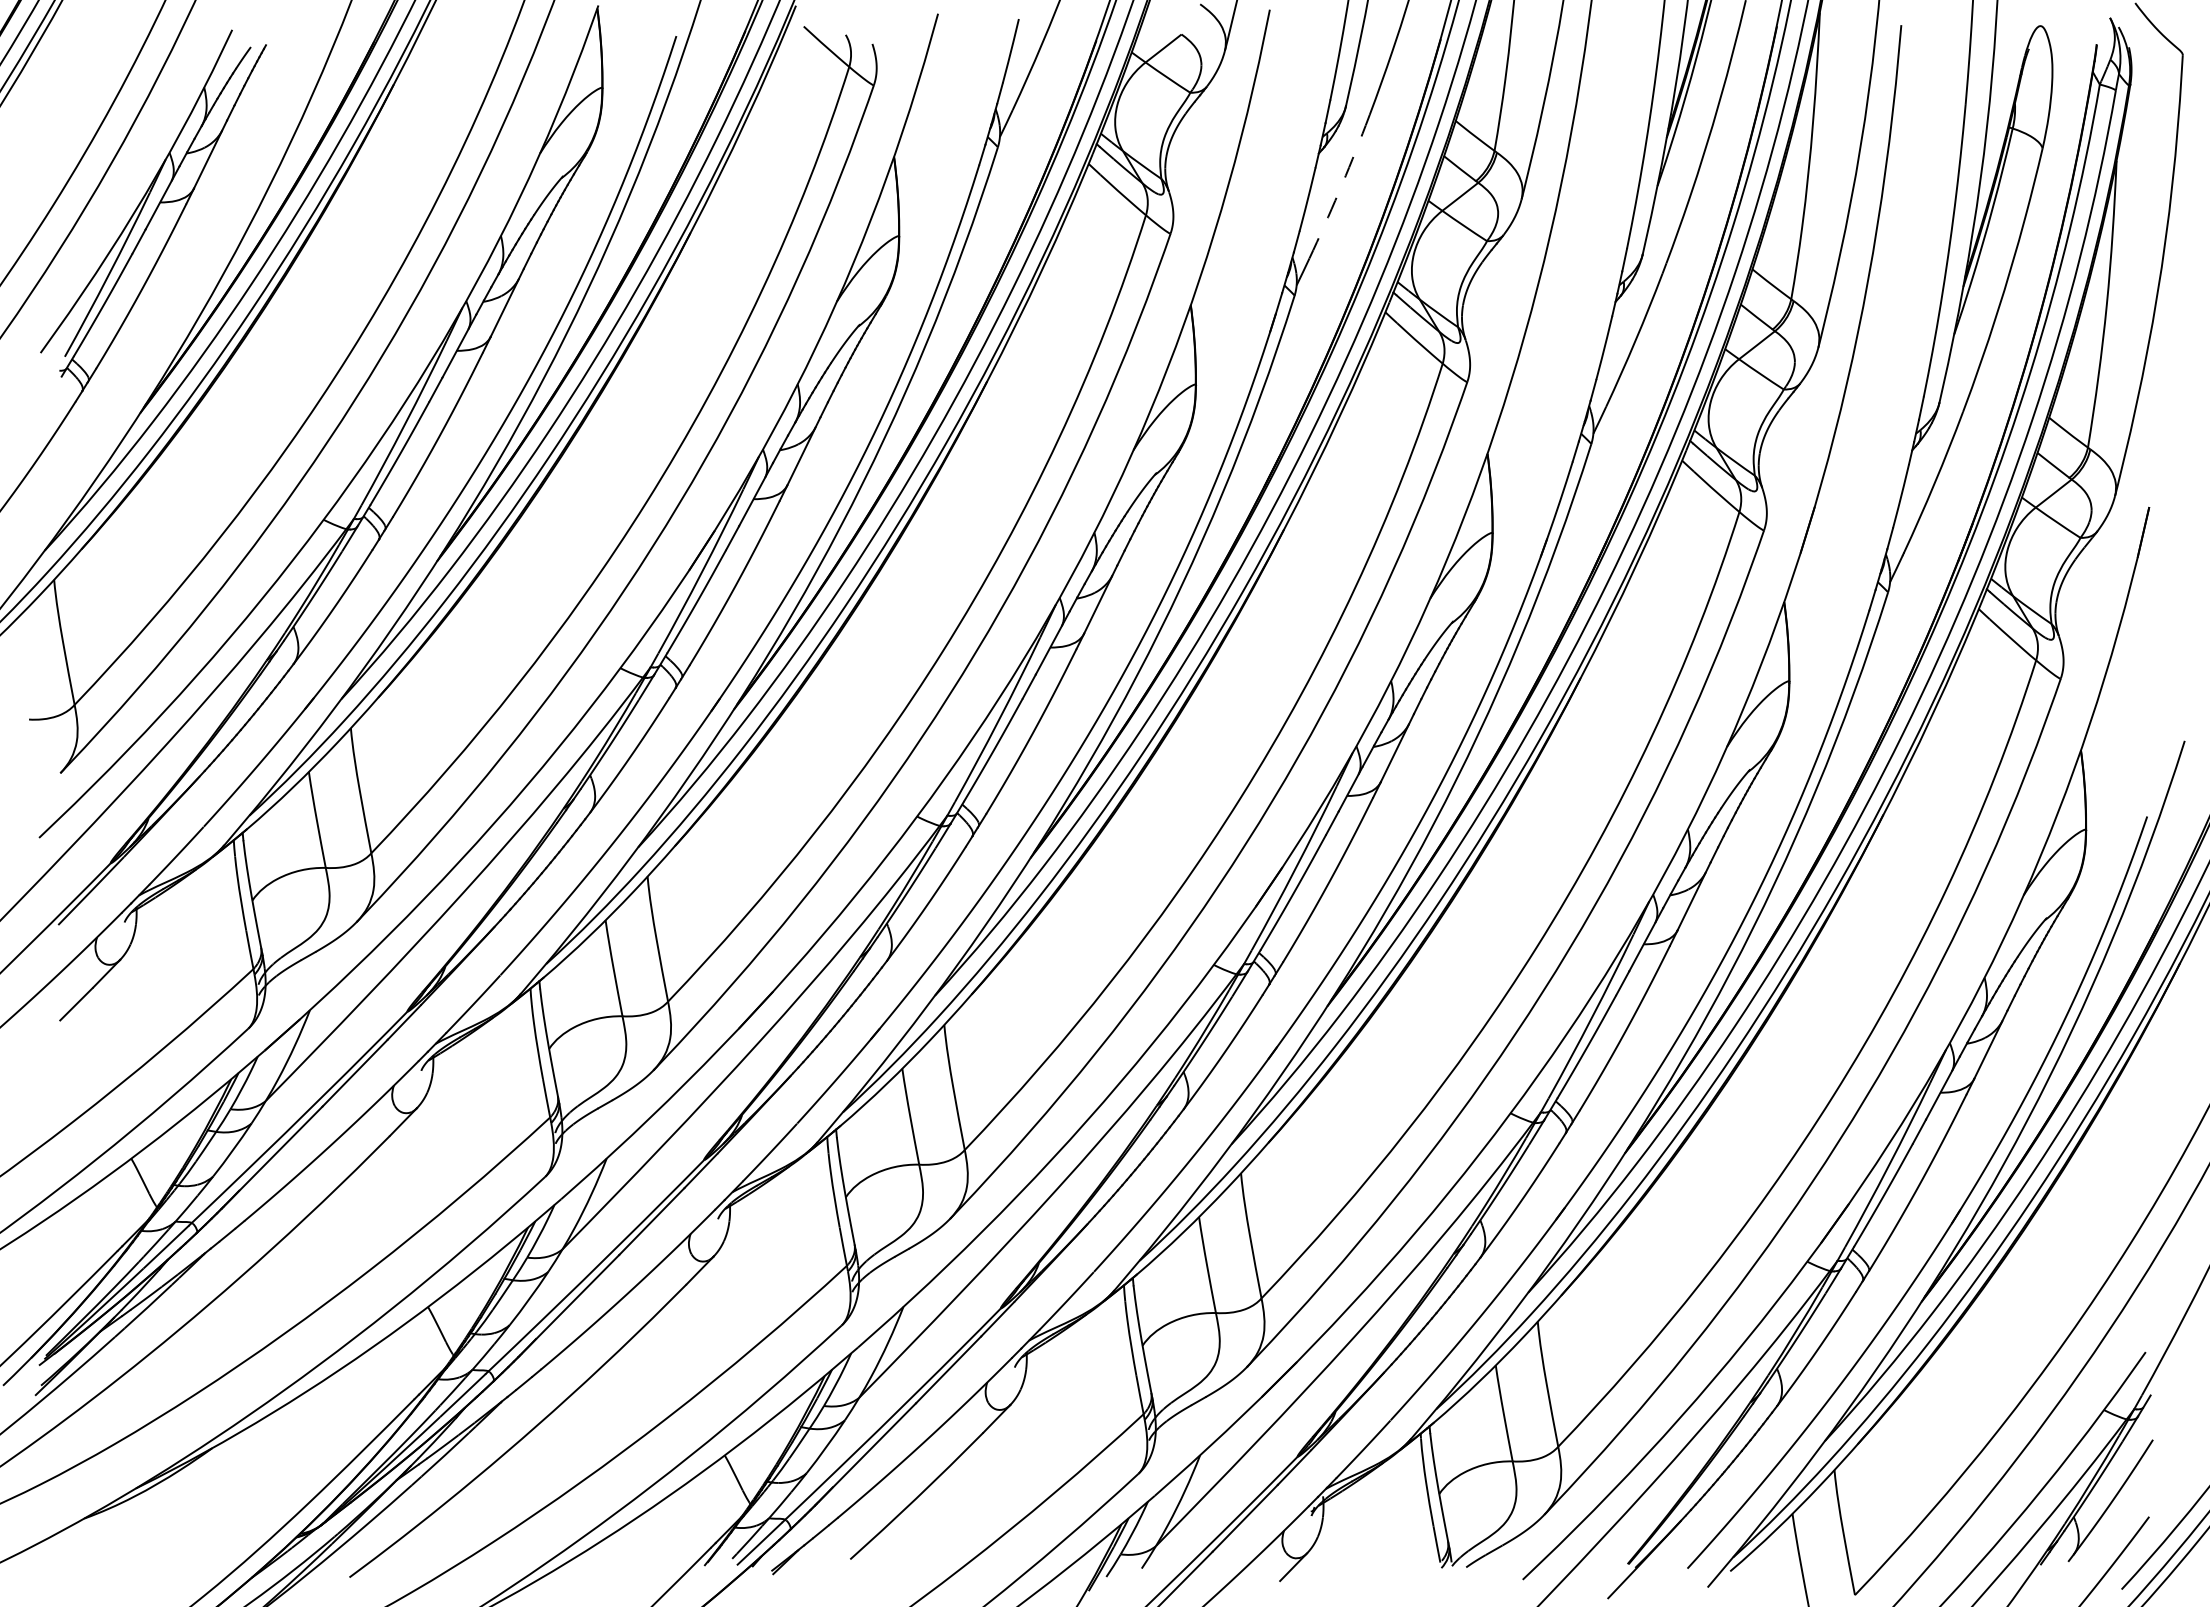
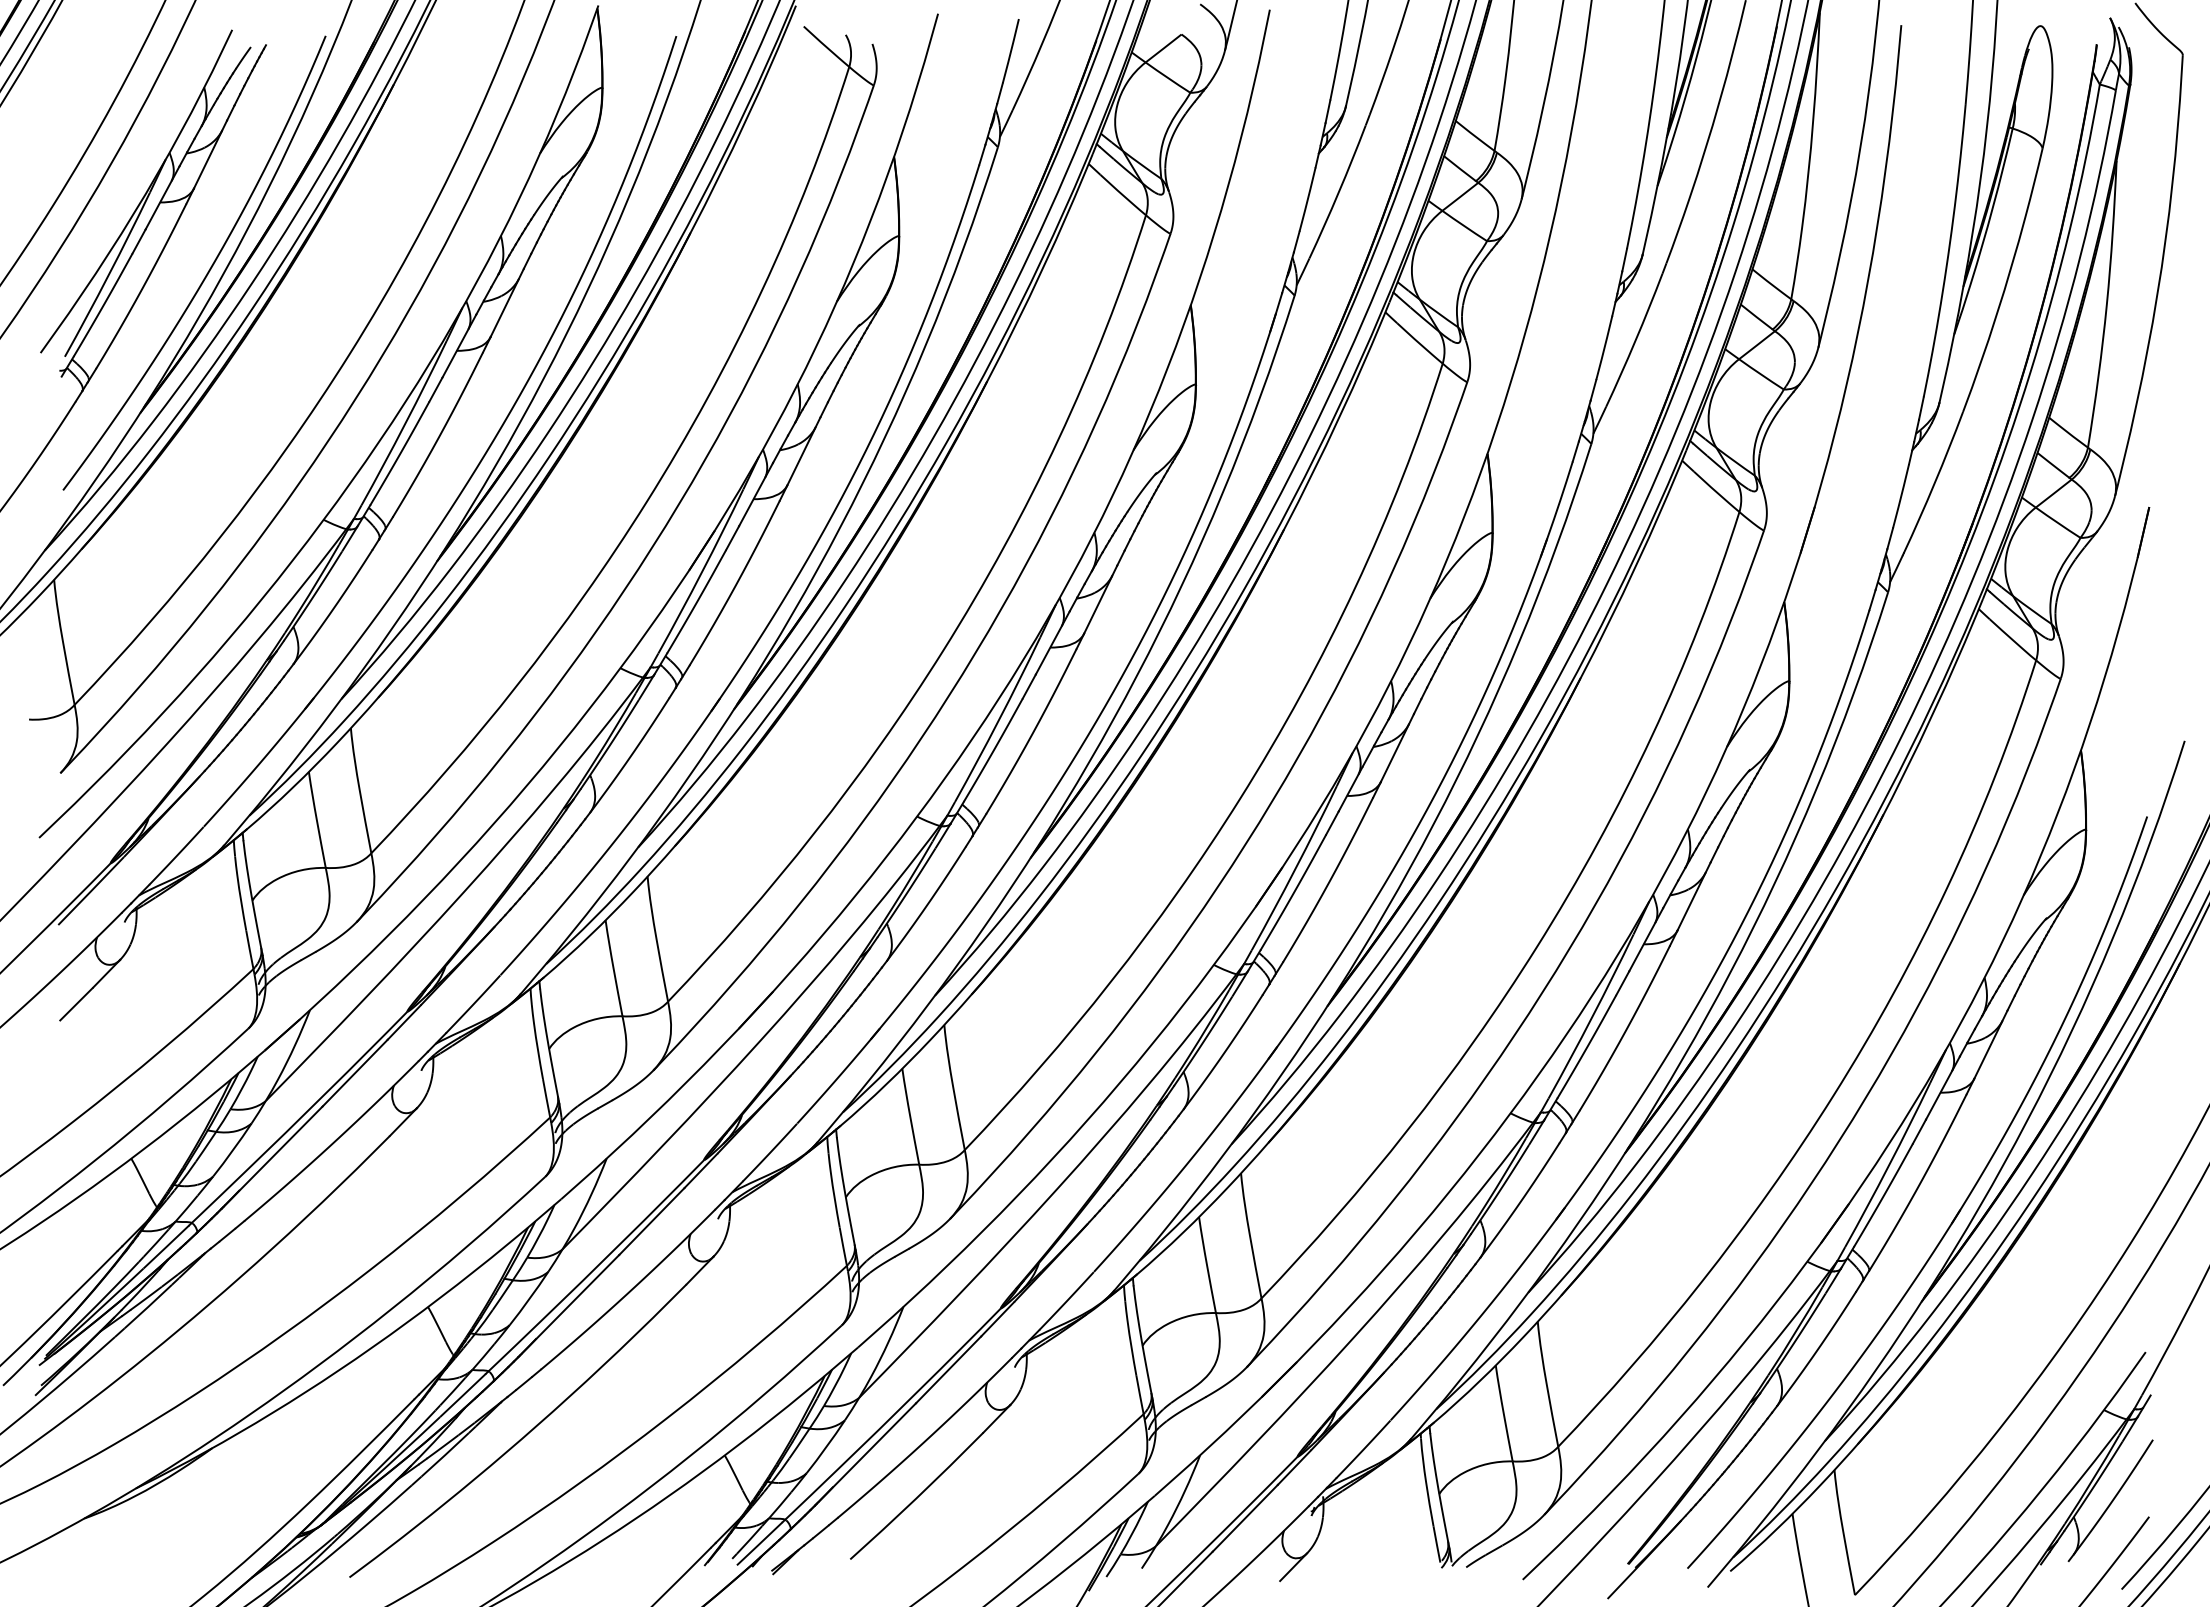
arc: dashed -> solid (1338, 192)
curve: none -> present (208, 270)
